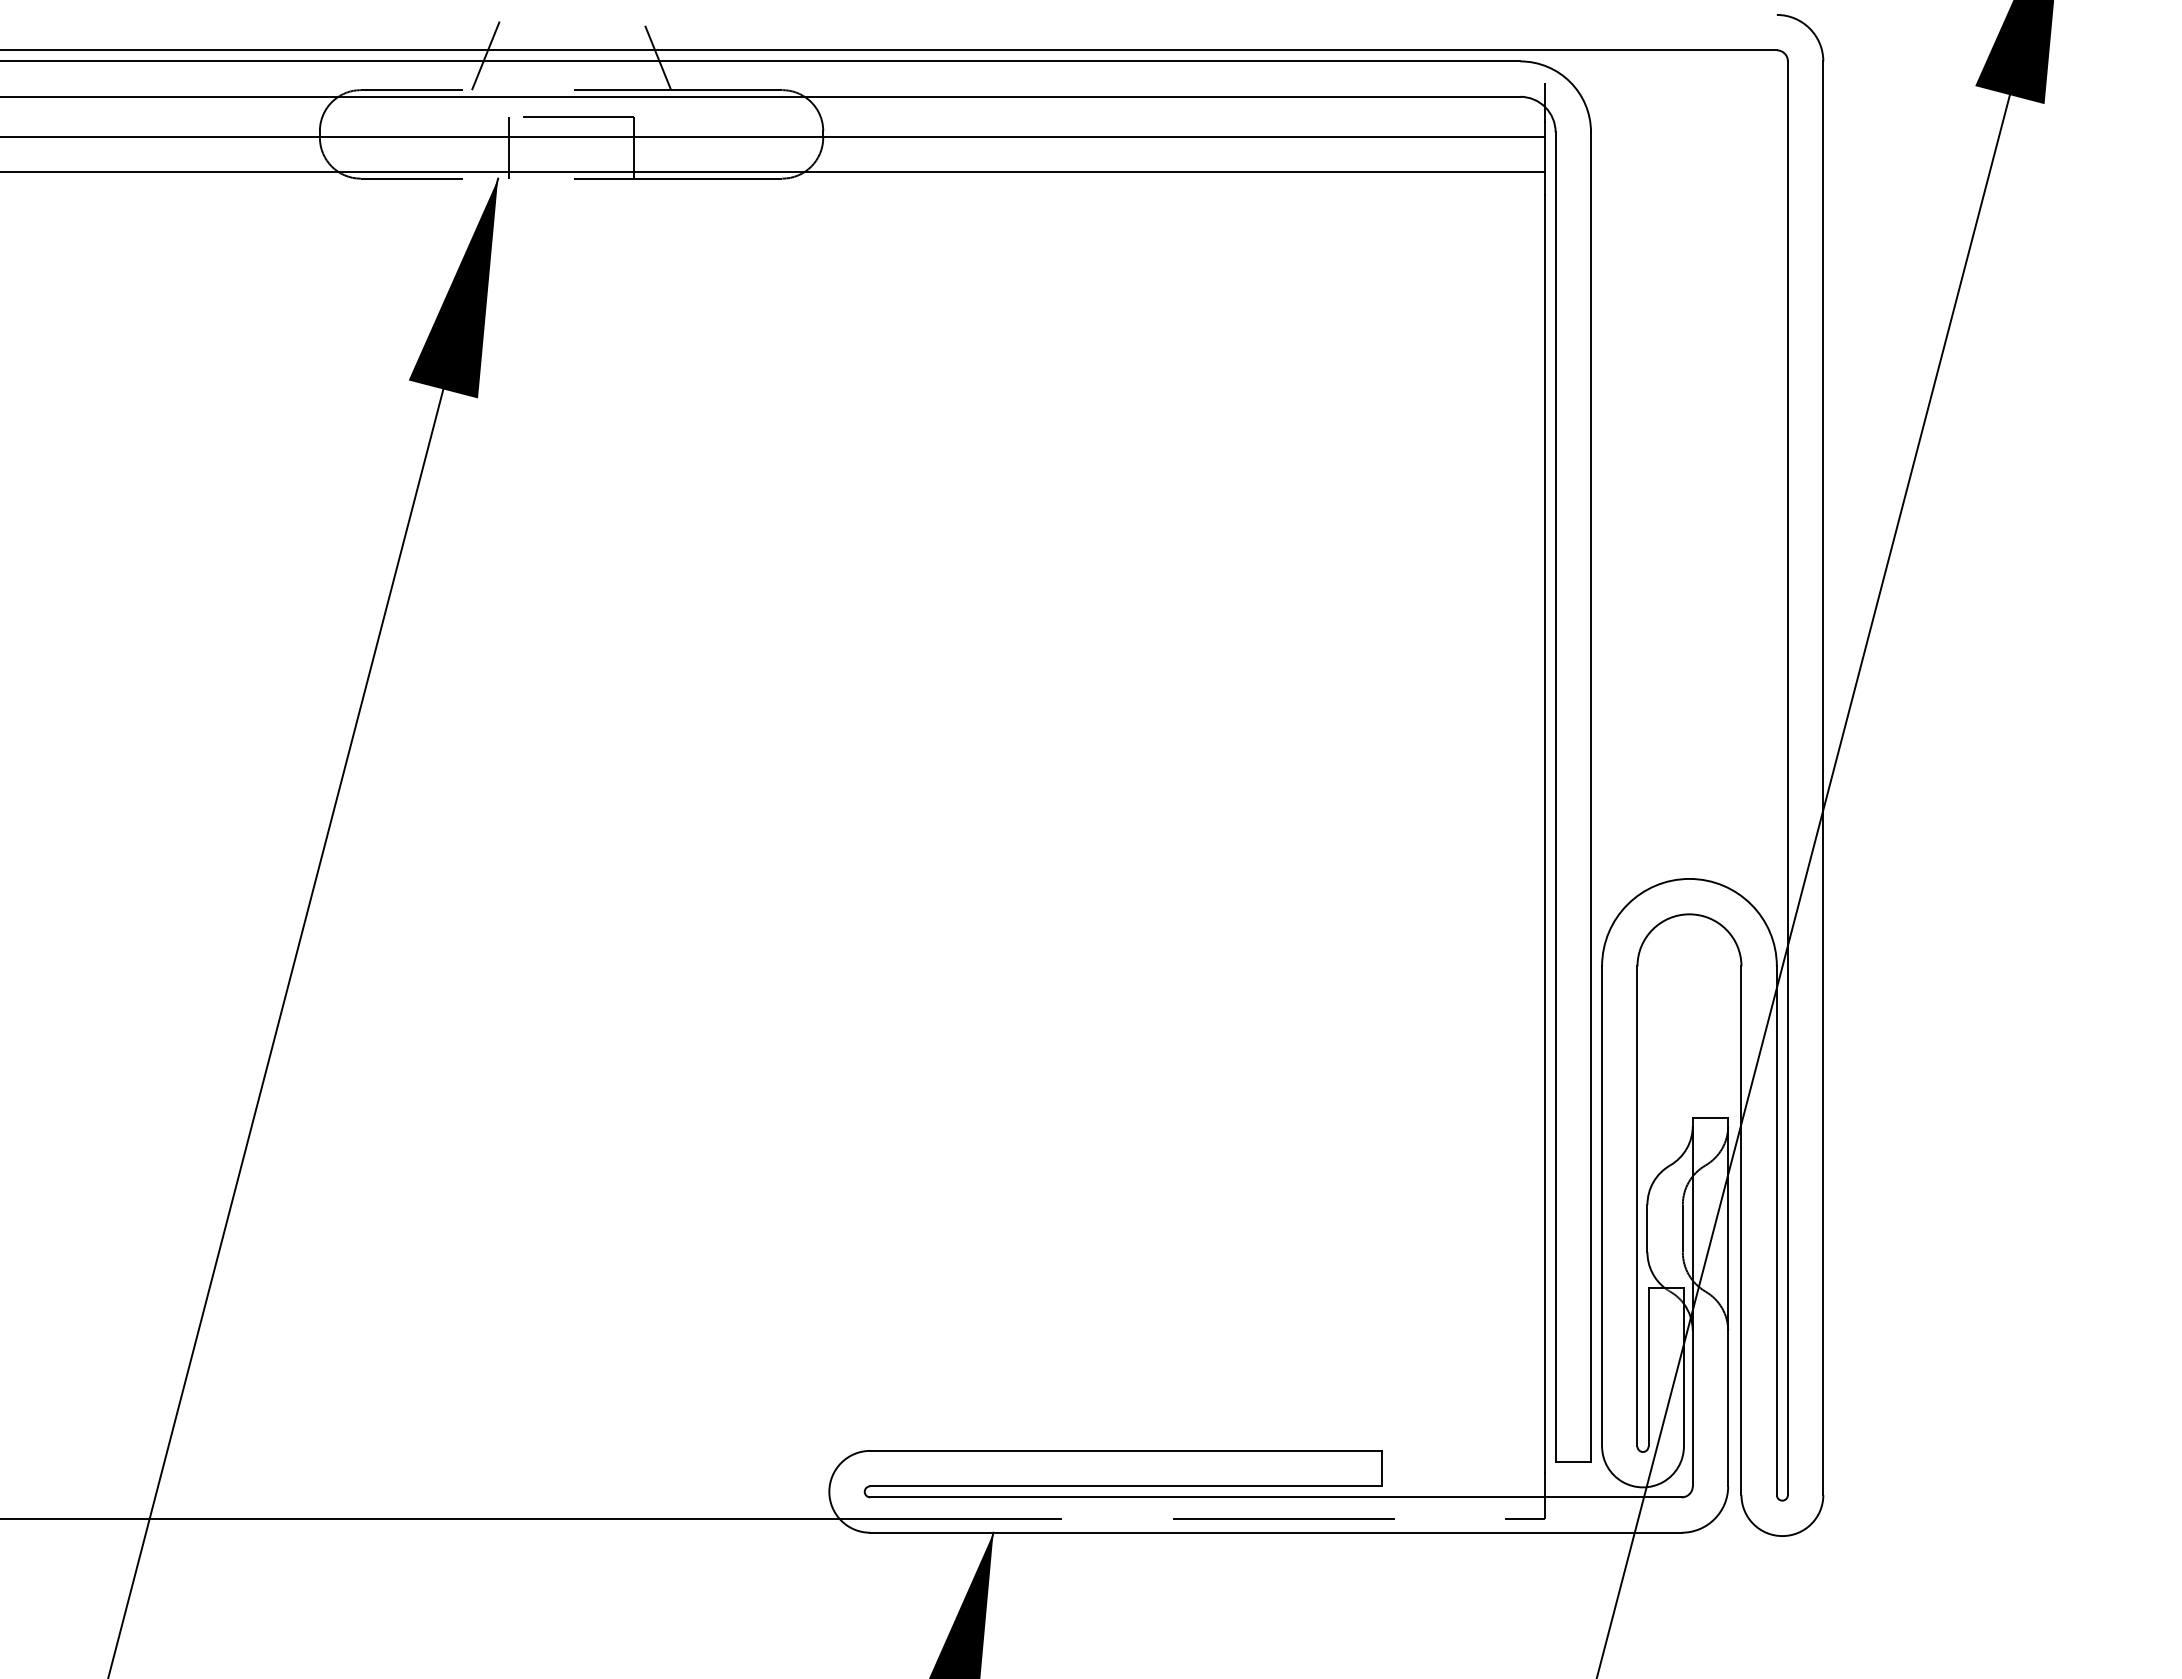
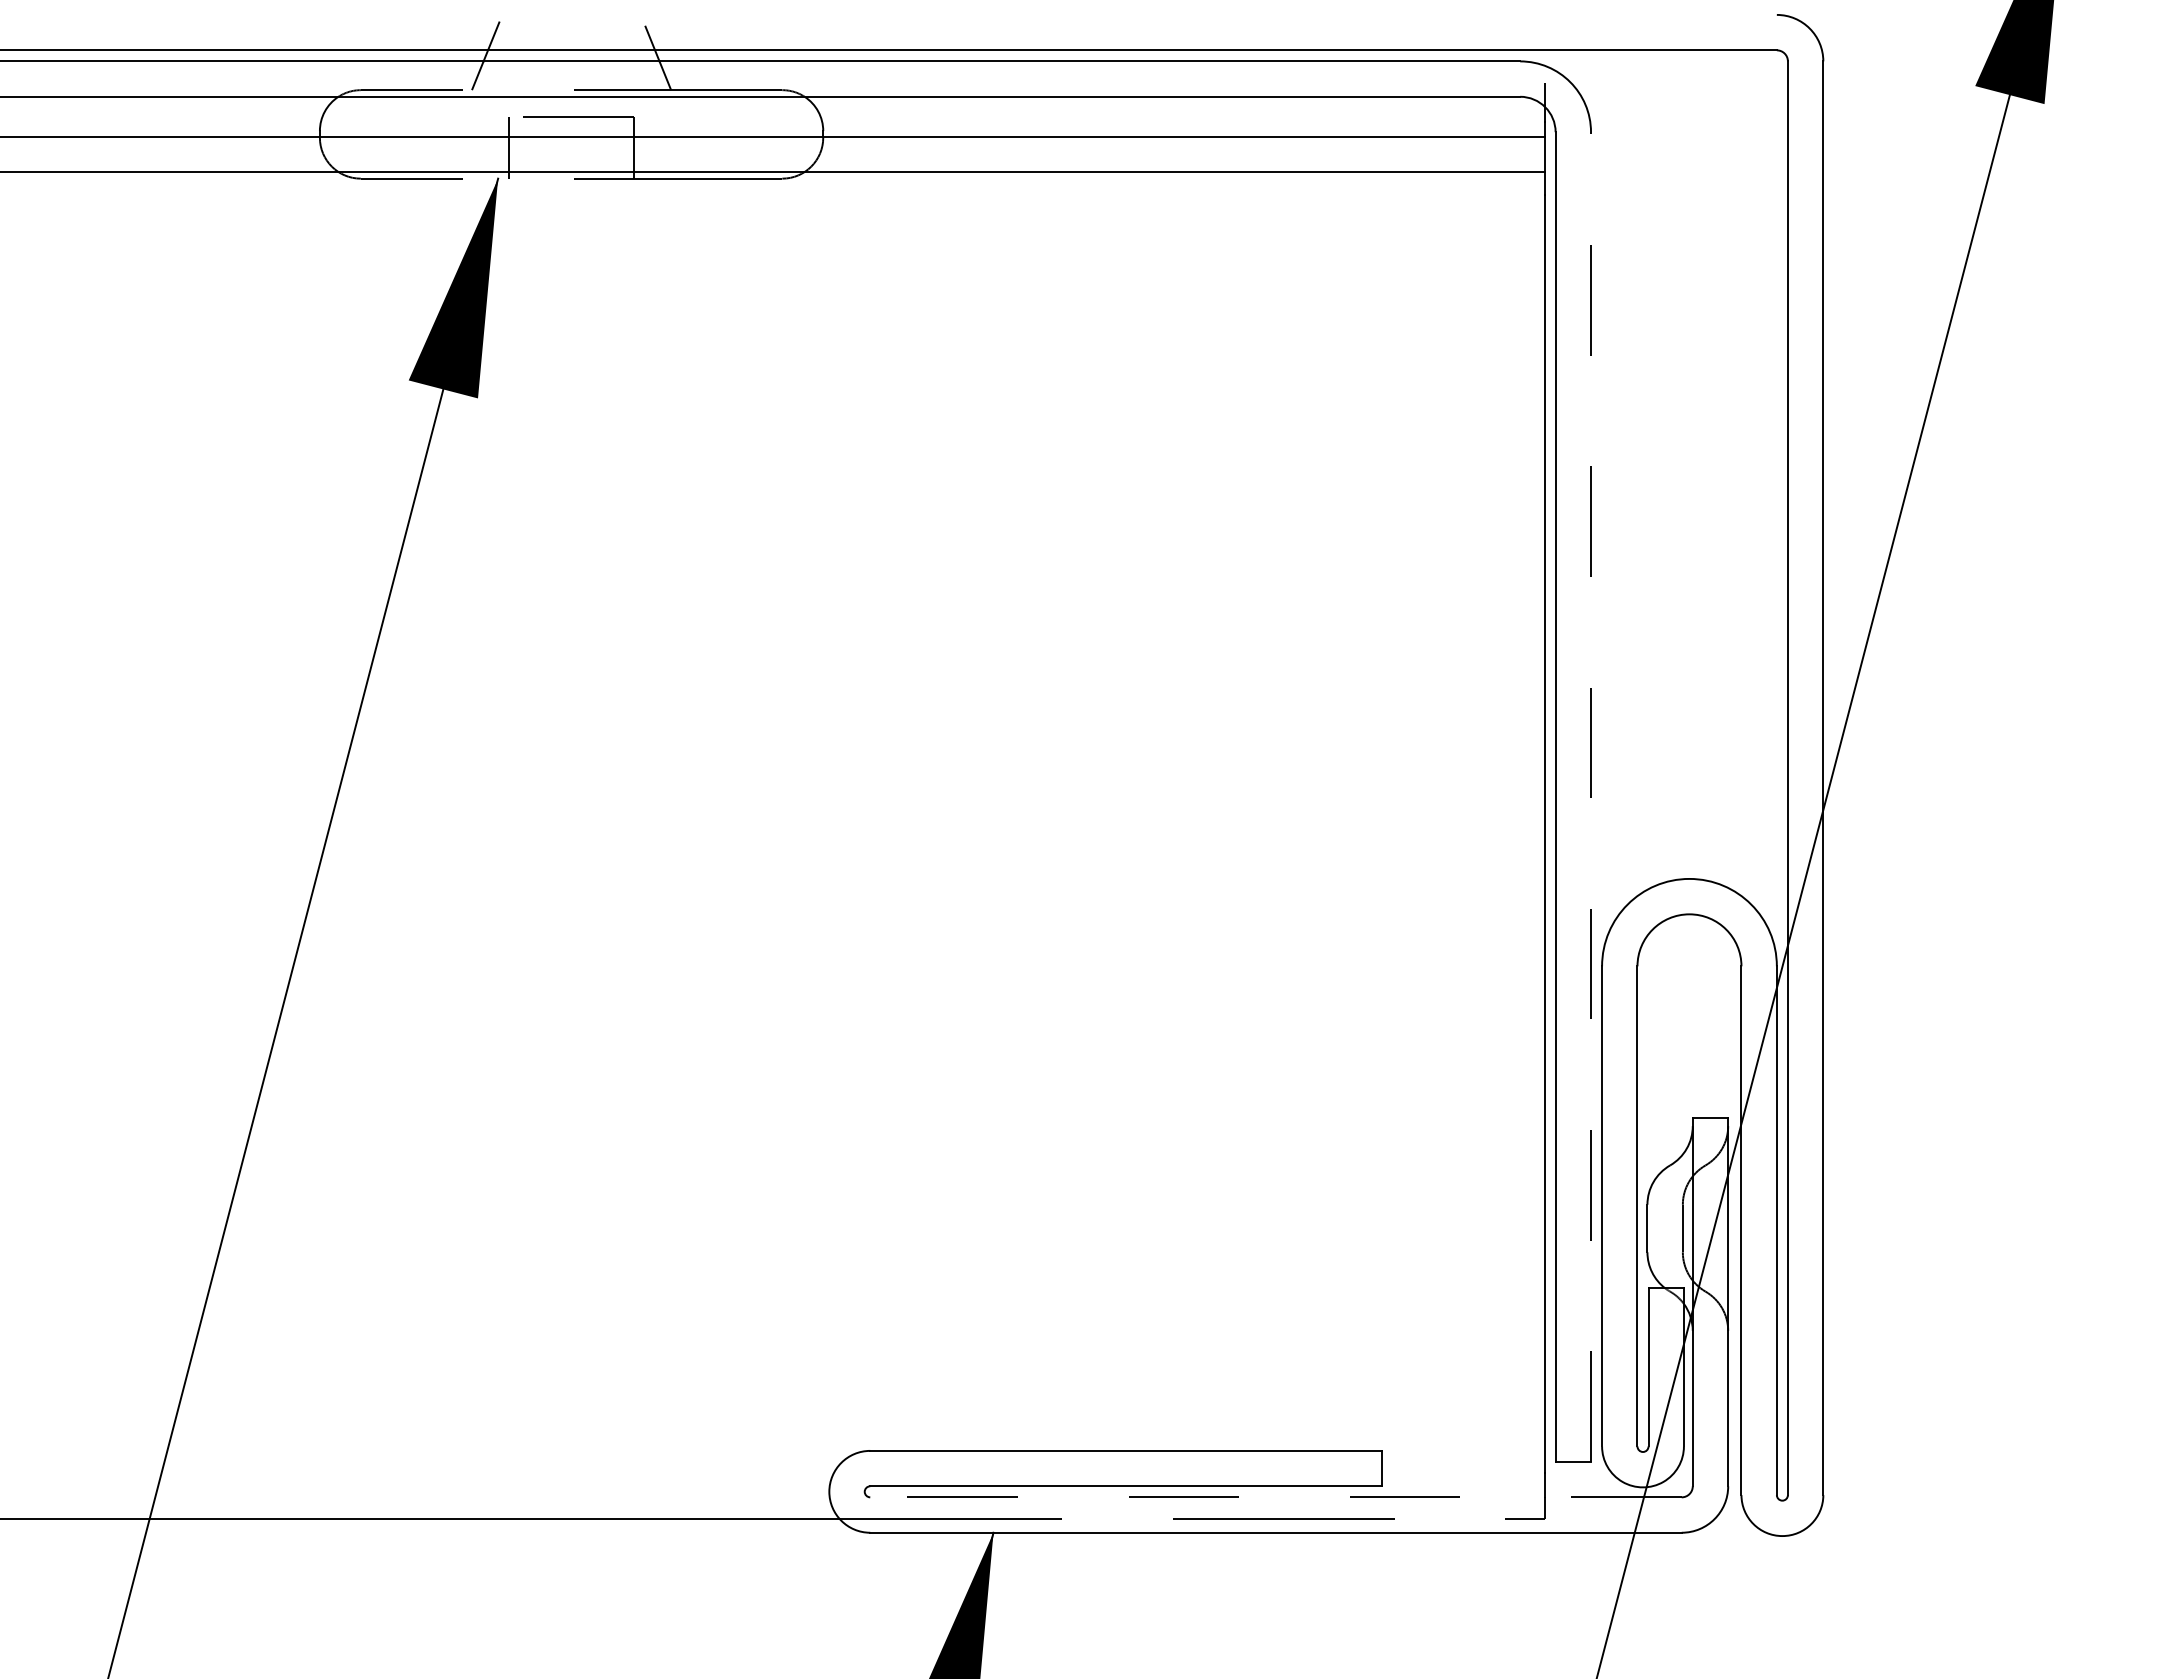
line: solid -> dashed (1591, 797)
line: solid -> dashed (1276, 1497)
